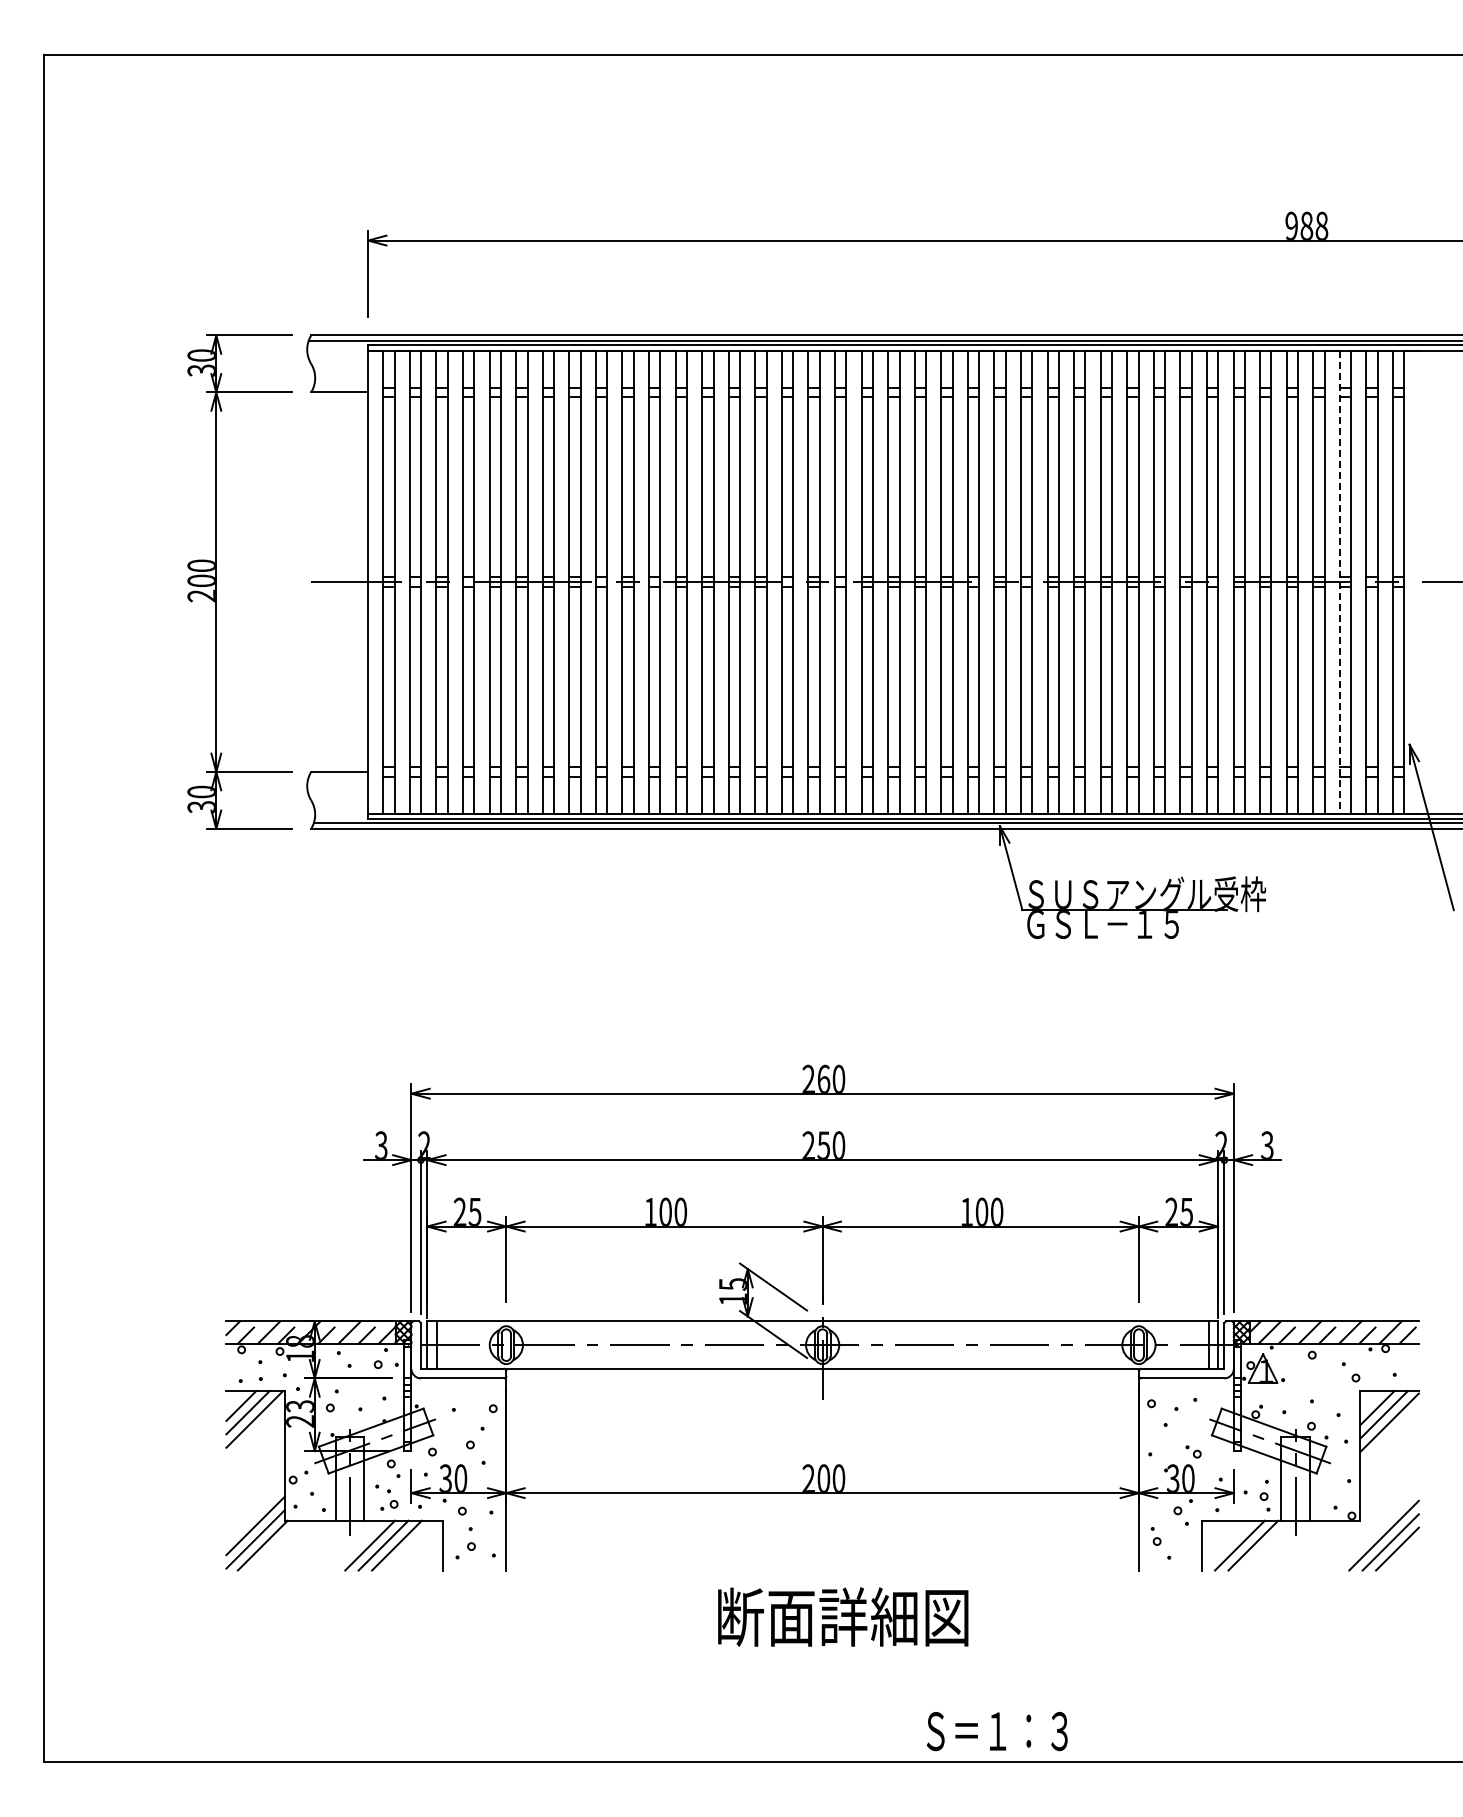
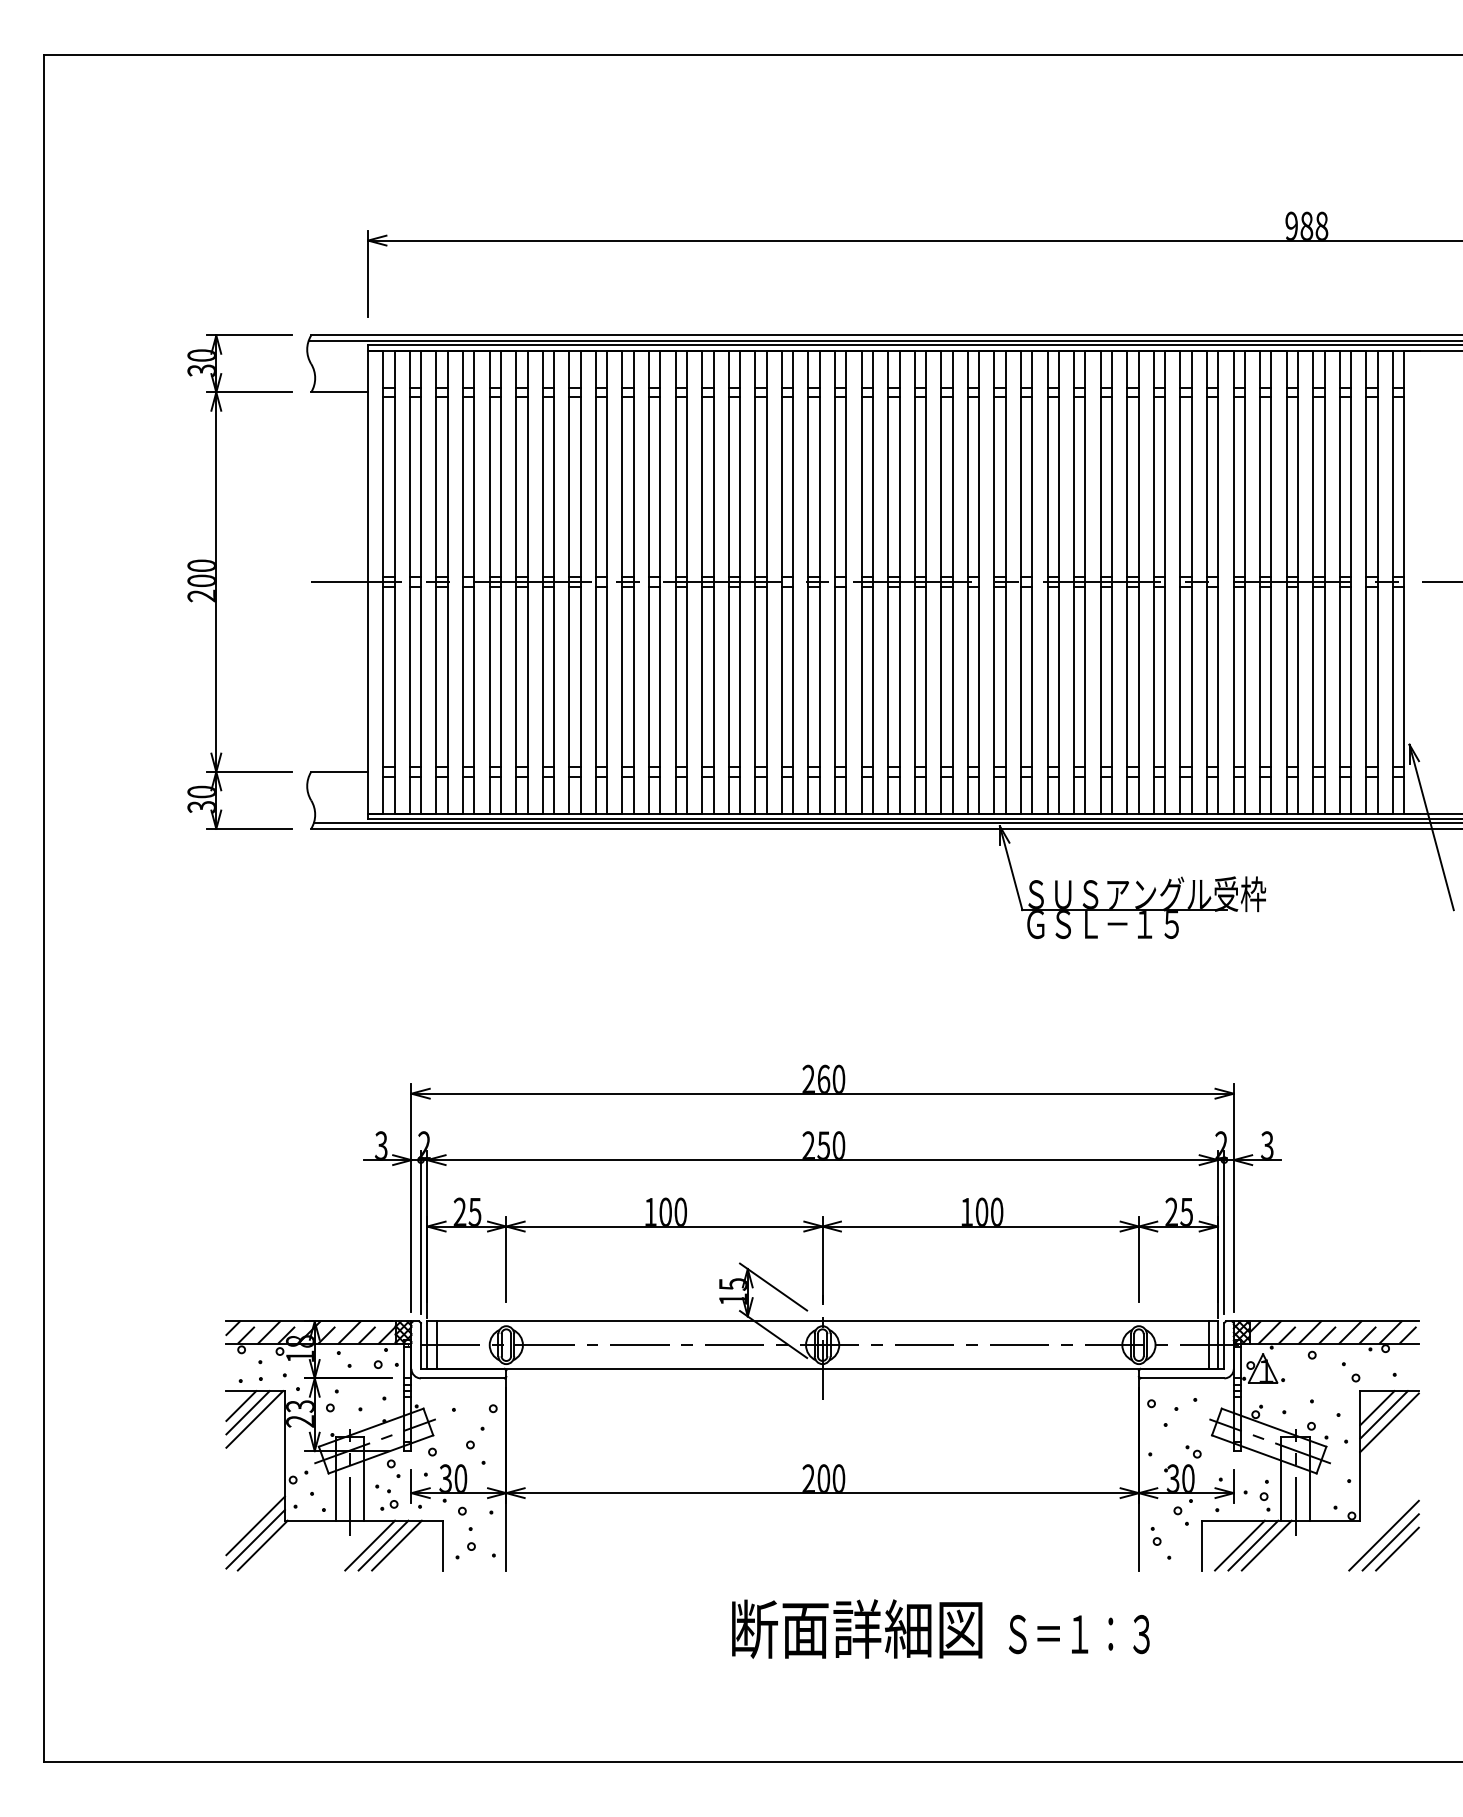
line: dashed -> solid (1339, 582)
line: none -> present (1266, 1545)
text position: (843, 1616) -> (857, 1628) (857, 1628)
text position: (996, 1731) -> (1078, 1634) (1078, 1634)
